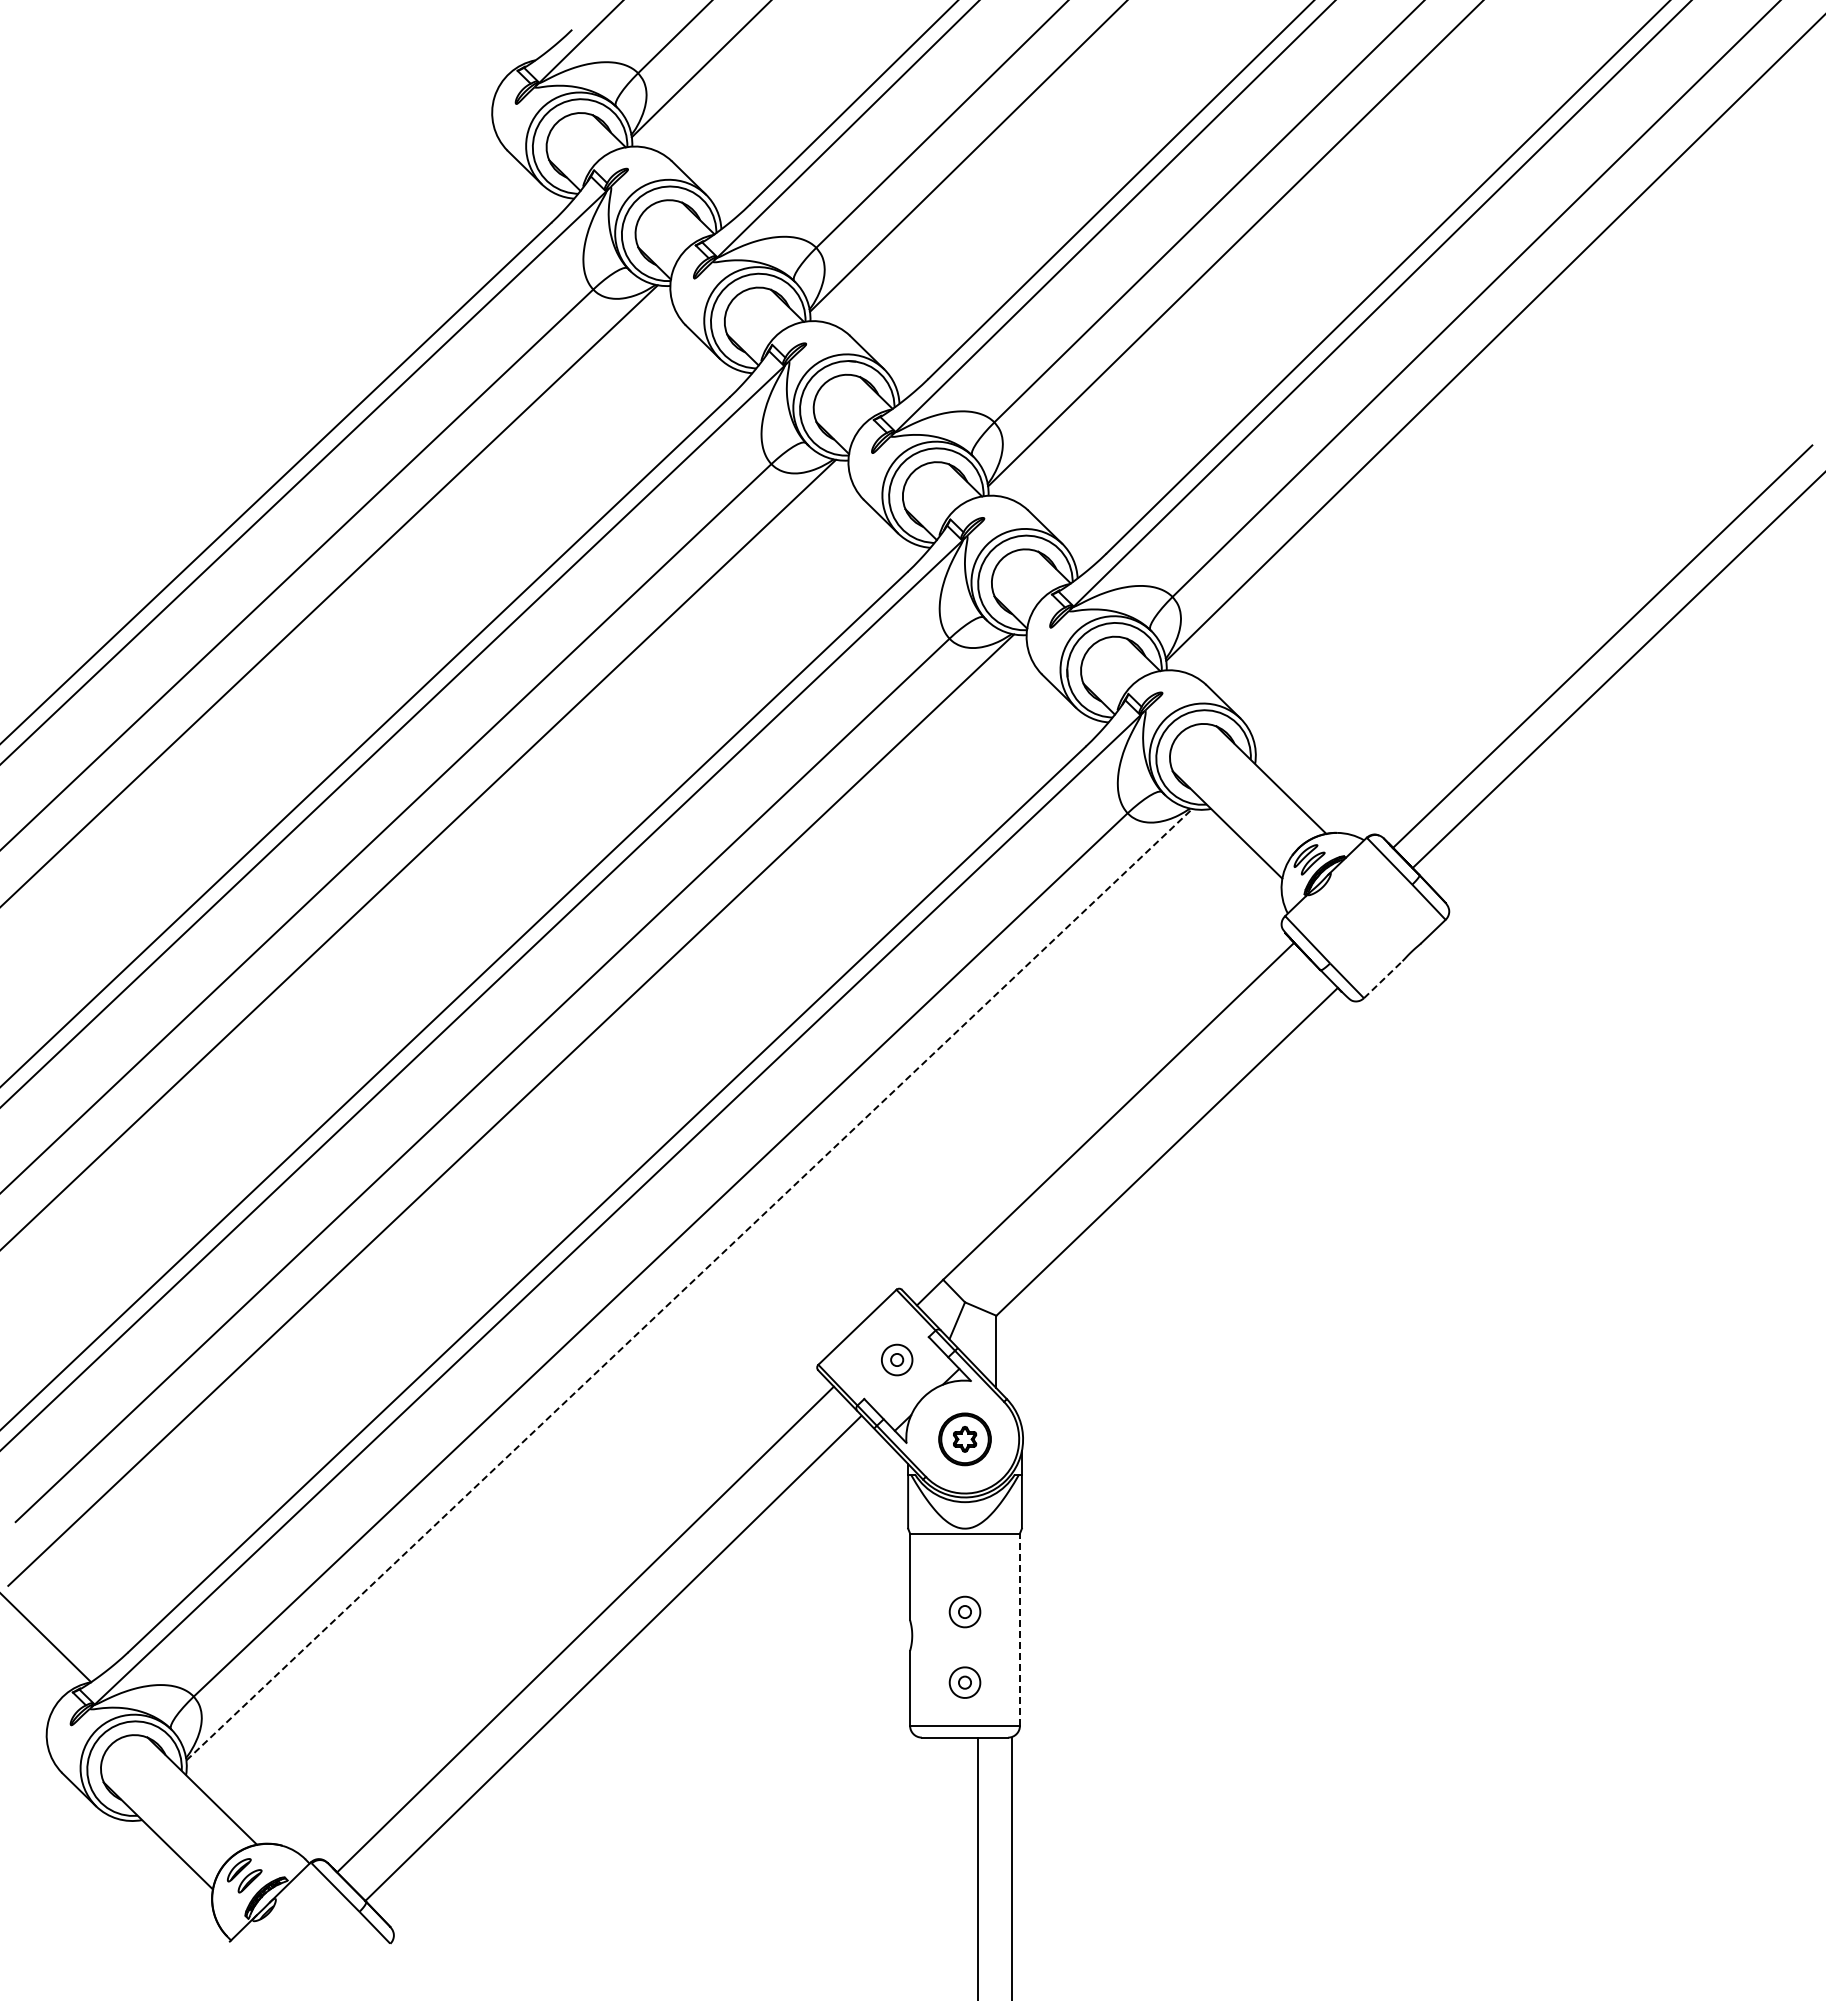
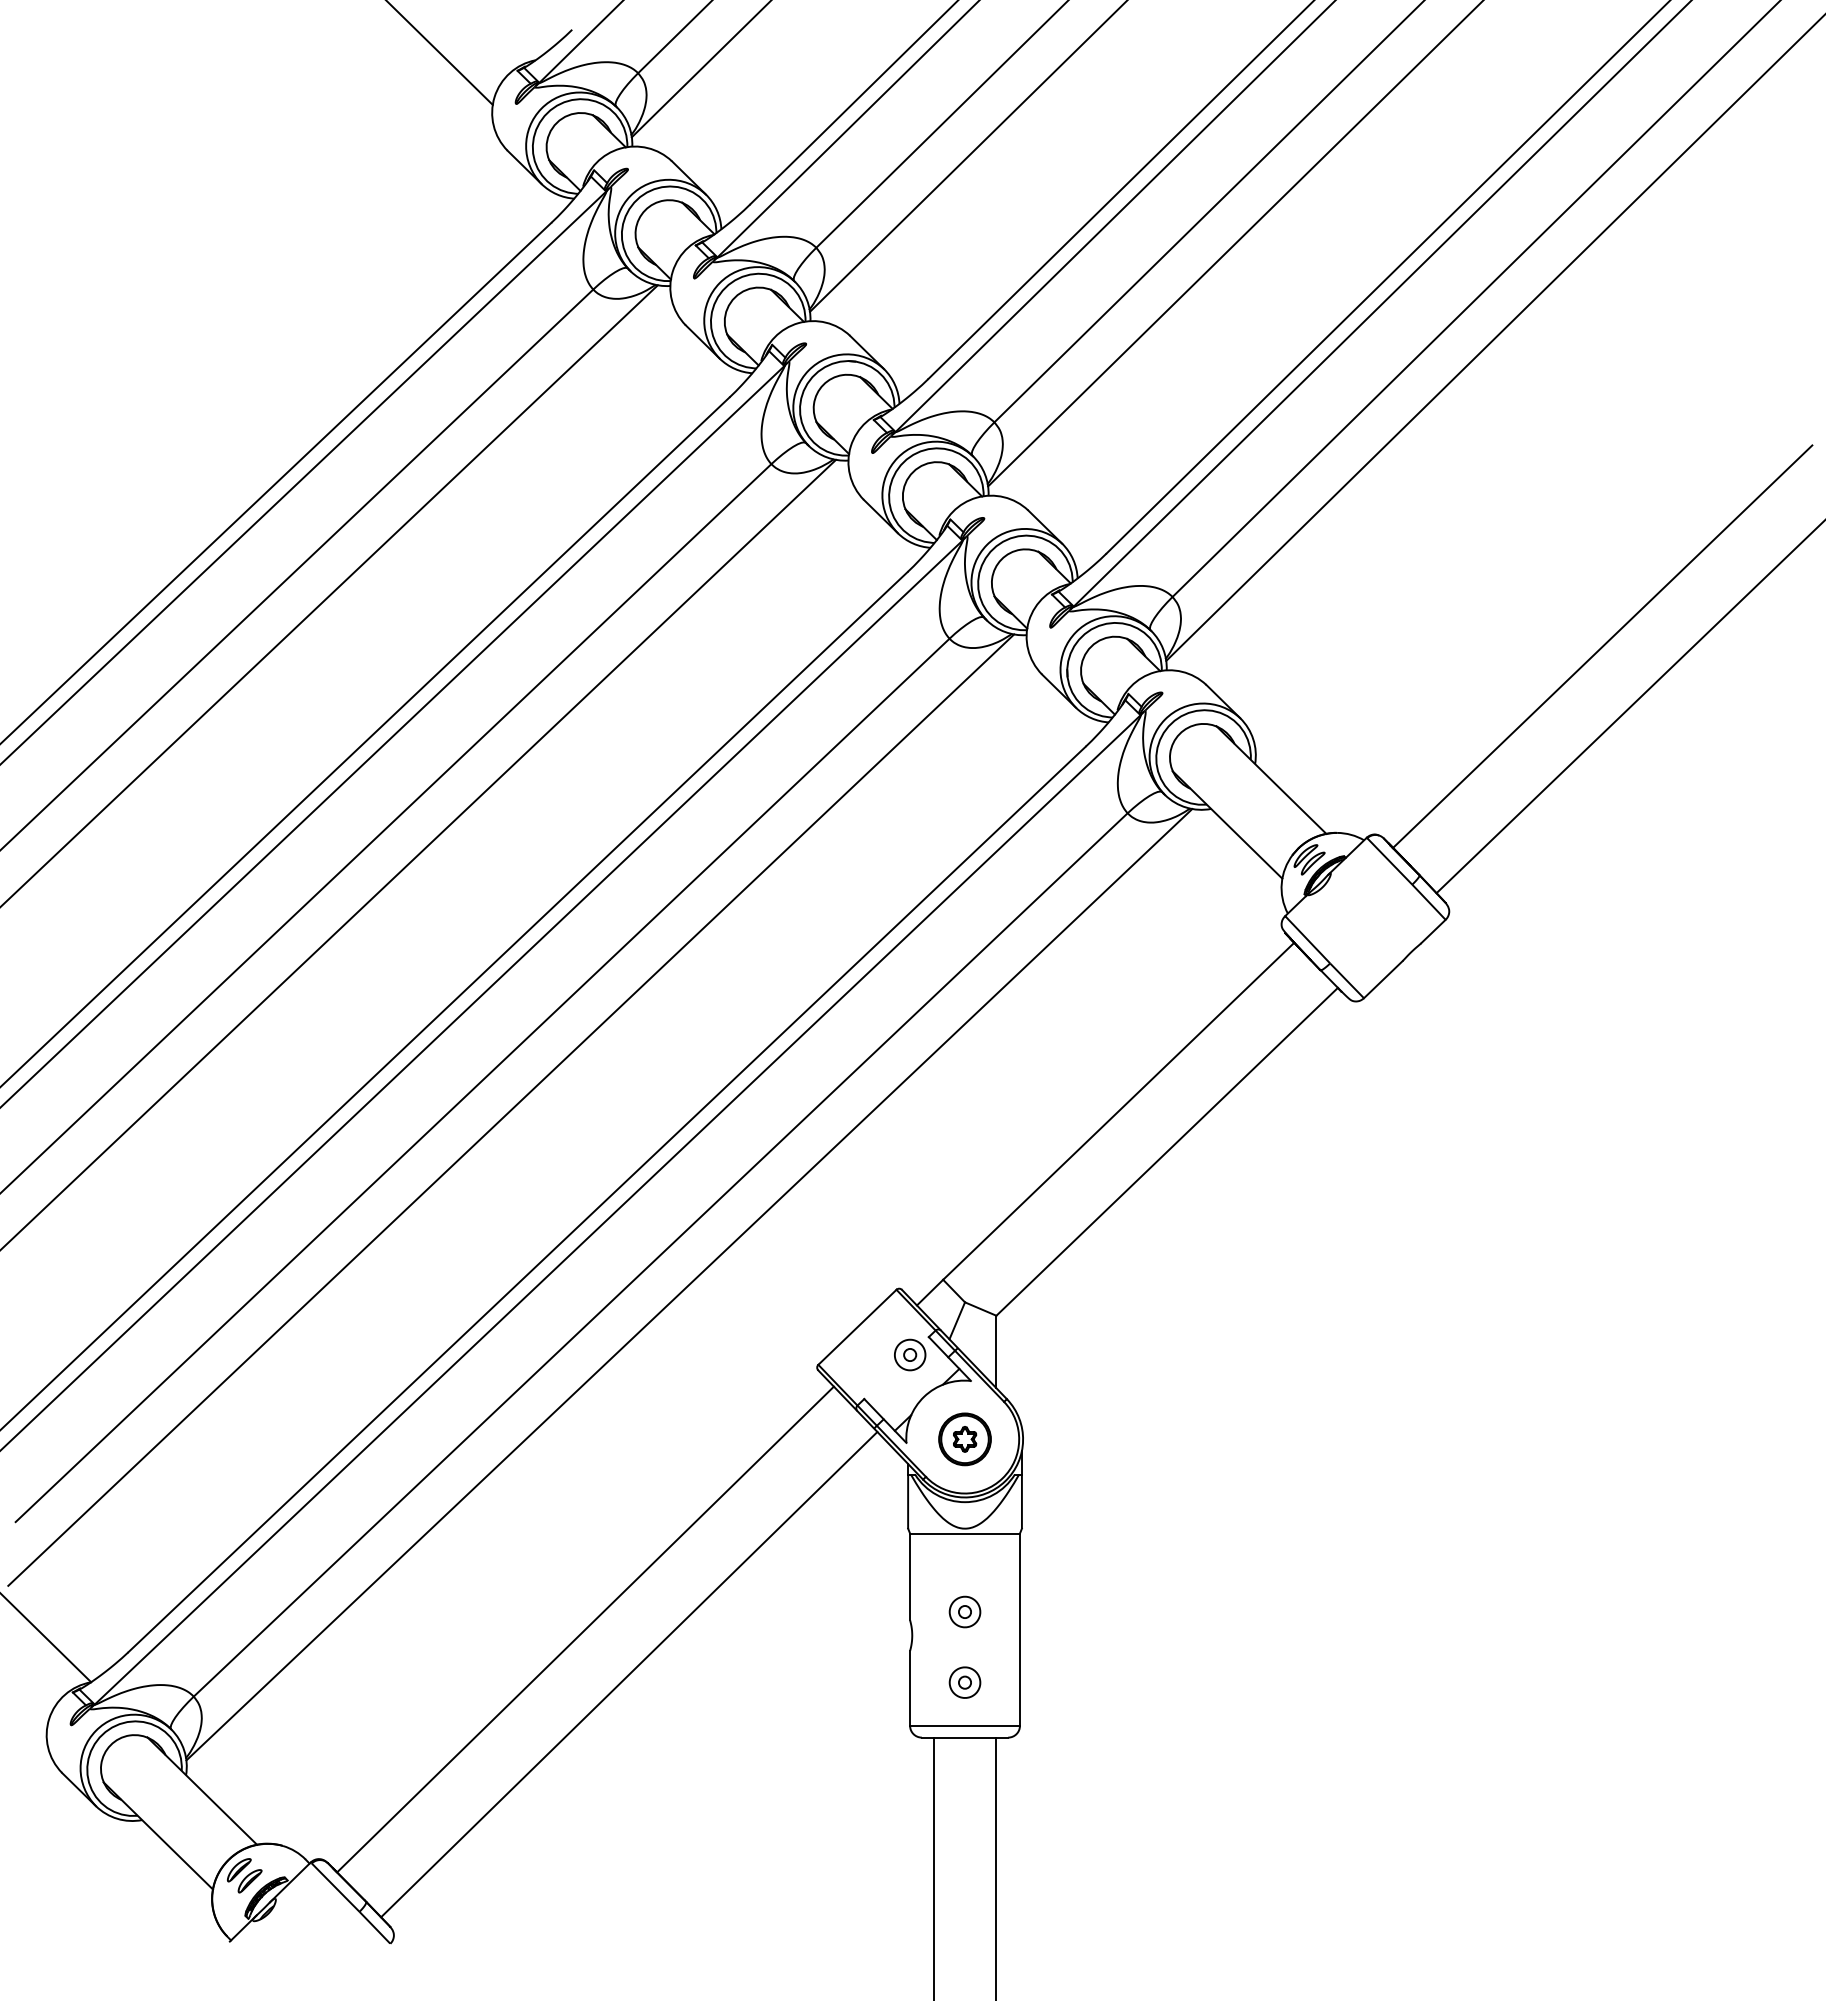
line: none -> present (440, 53)
line position: (1617, 671) -> (1629, 707) (1629, 707)
line: dashed -> solid (1383, 979)
line: dashed -> solid (689, 1284)
part position: (897, 1359) -> (910, 1354) (910, 1354)
line: dashed -> solid (1019, 1629)
line position: (613, 1658) -> (629, 1674) (629, 1674)
line position: (977, 1867) -> (933, 1867) (933, 1867)
line position: (1012, 1867) -> (996, 1867) (996, 1867)
